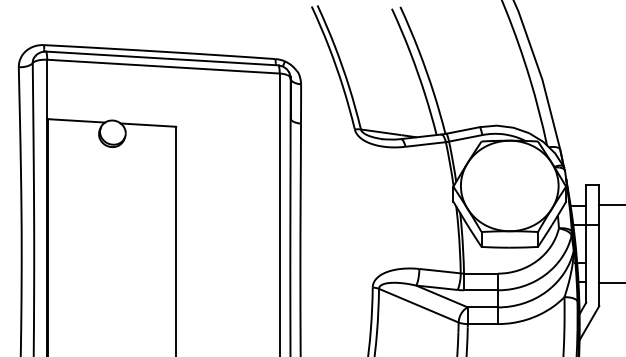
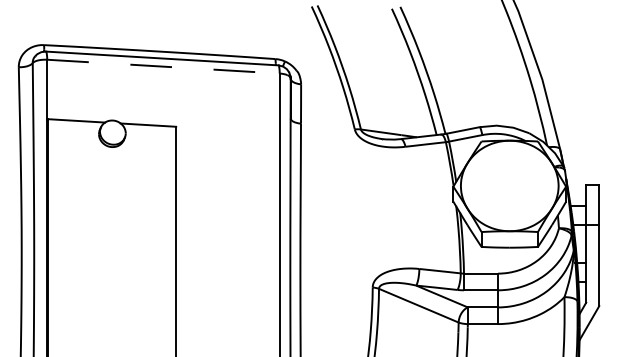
line: solid -> dashed (163, 66)
line: present -> none (610, 205)
line: present -> none (610, 283)
